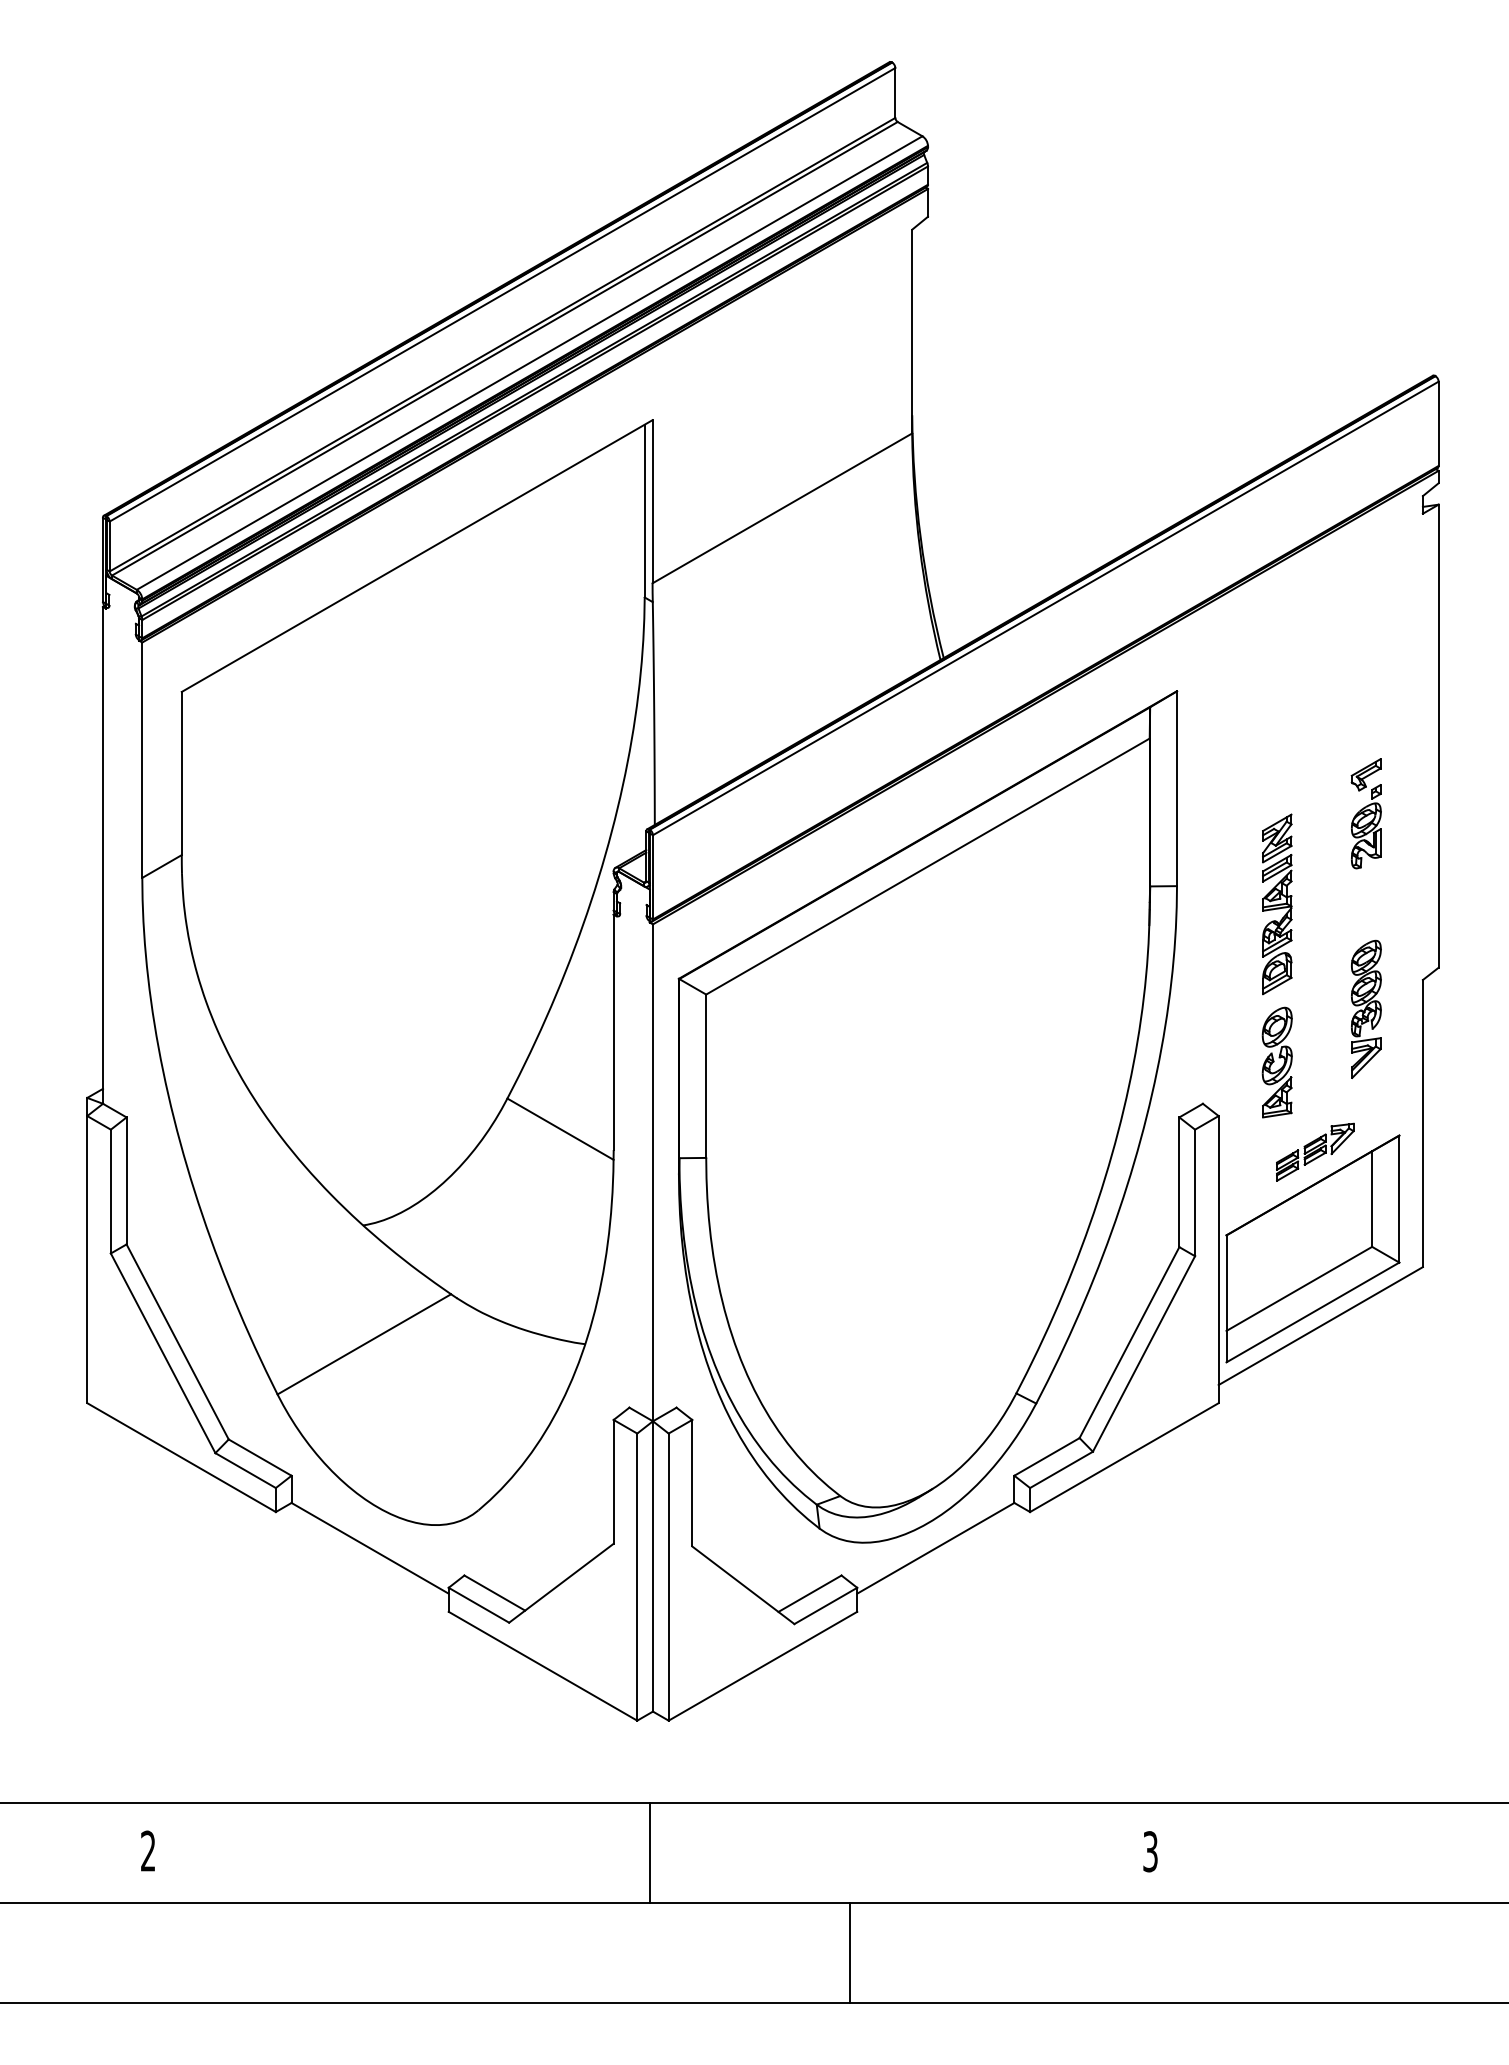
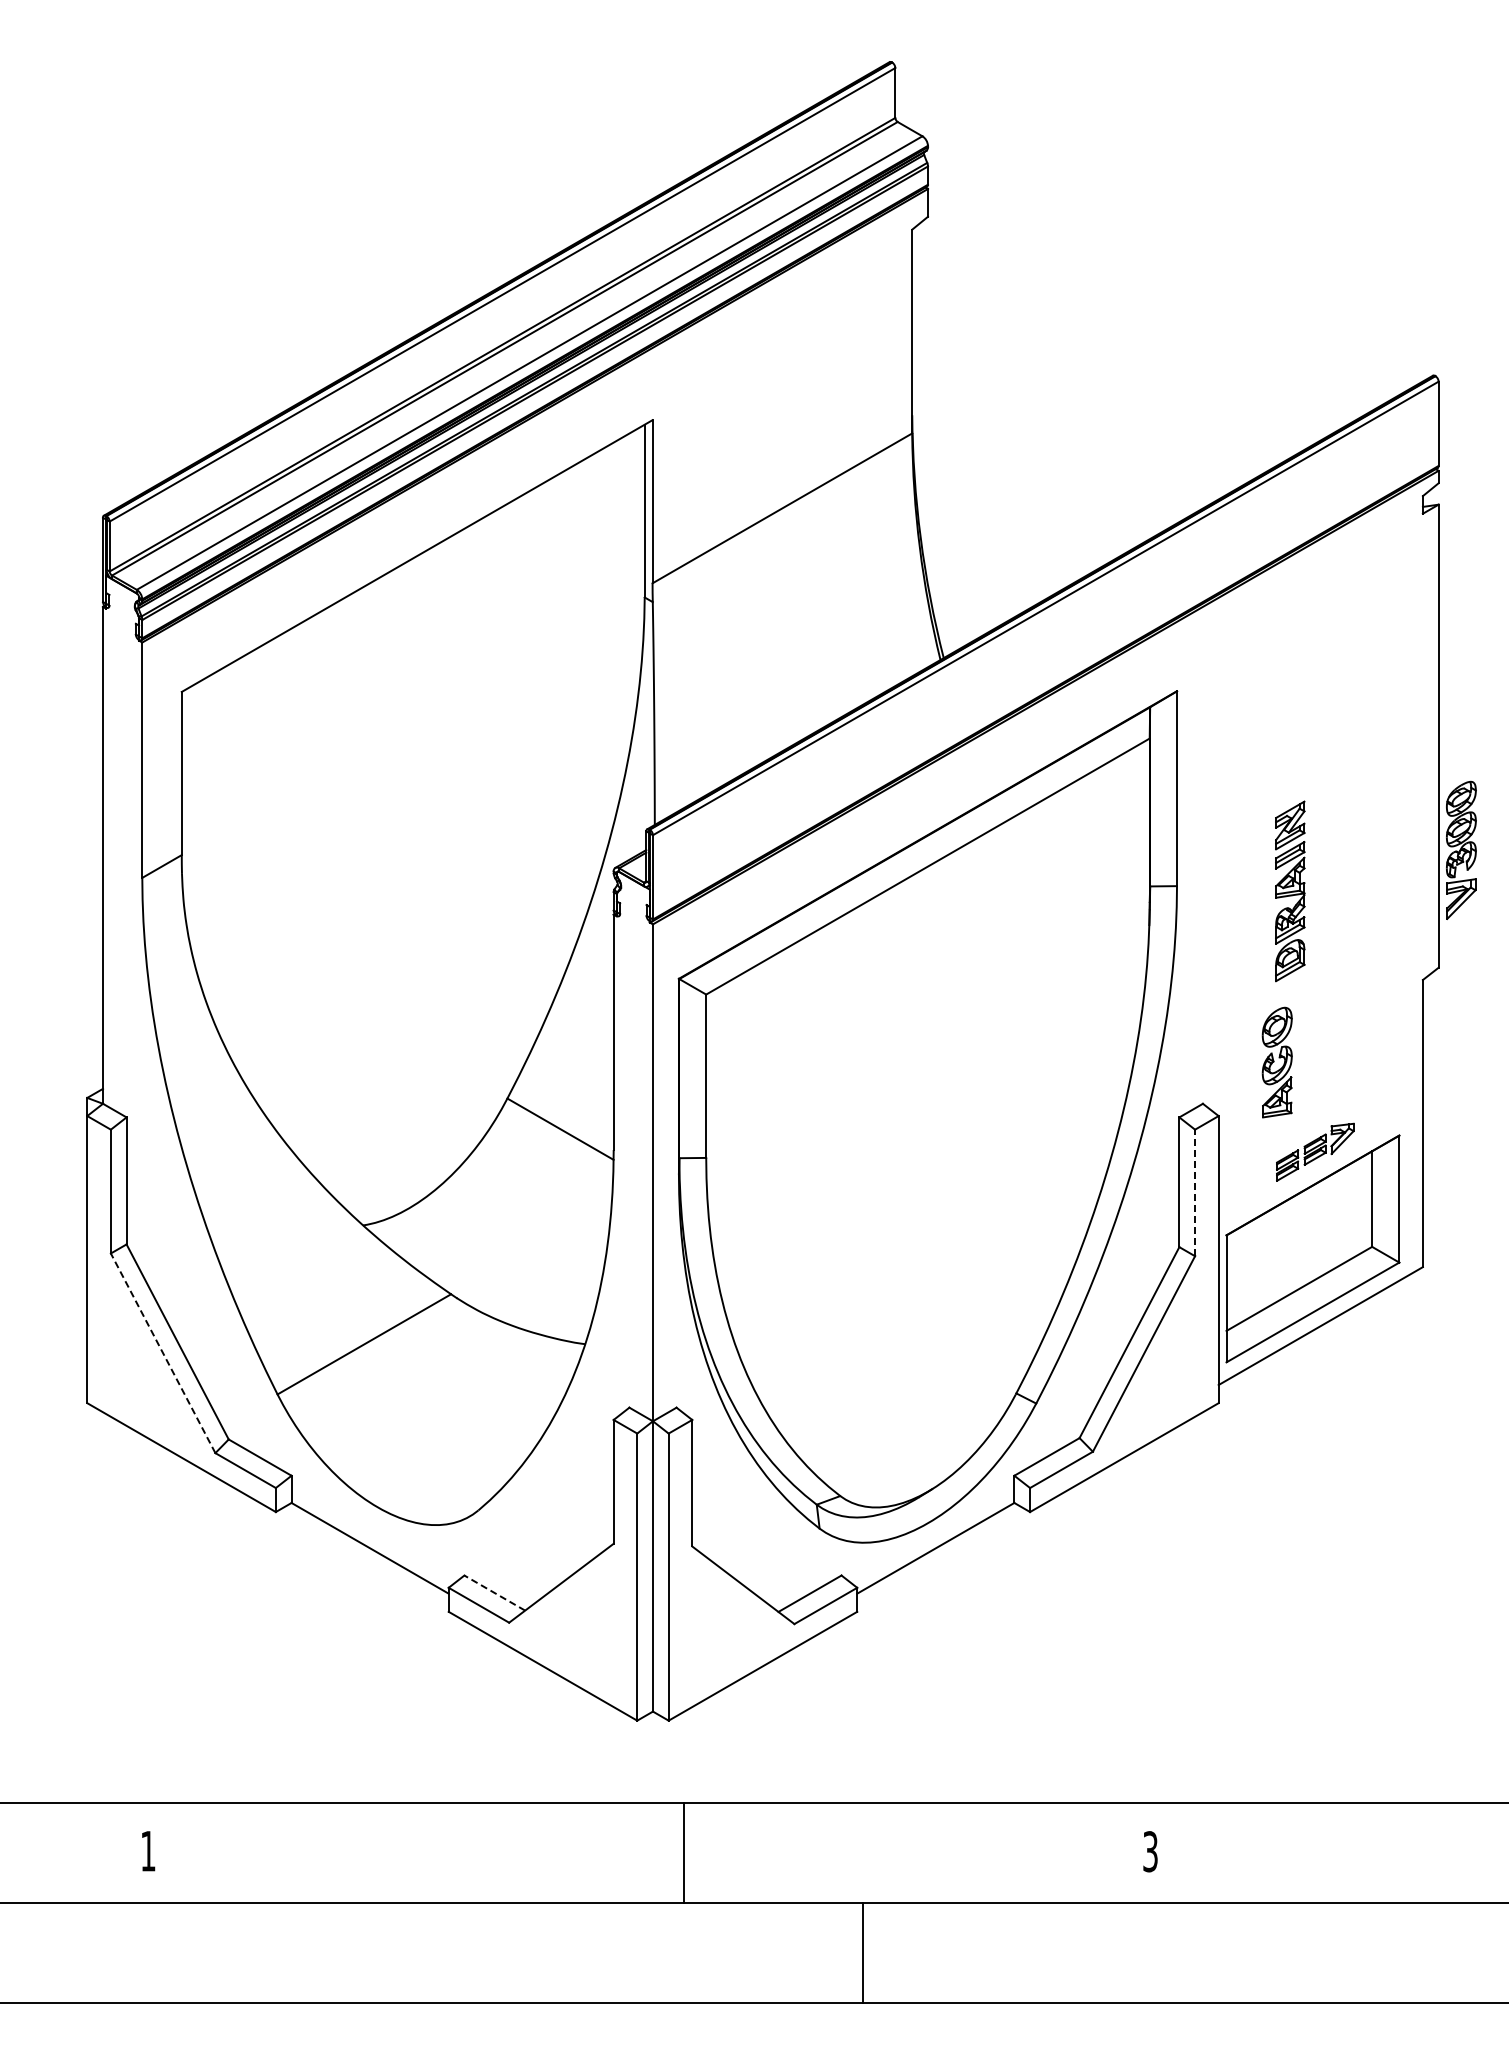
part: present -> none (1365, 813)
part position: (1277, 904) -> (1290, 891) (1290, 891)
part position: (1366, 1008) -> (1461, 849) (1461, 849)
line: solid -> dashed (1195, 1192)
line: solid -> dashed (163, 1353)
line: solid -> dashed (494, 1592)
text: 2 -> 1 (148, 1850)
line position: (649, 1853) -> (683, 1853) (683, 1853)
line position: (849, 1953) -> (862, 1953) (862, 1953)
